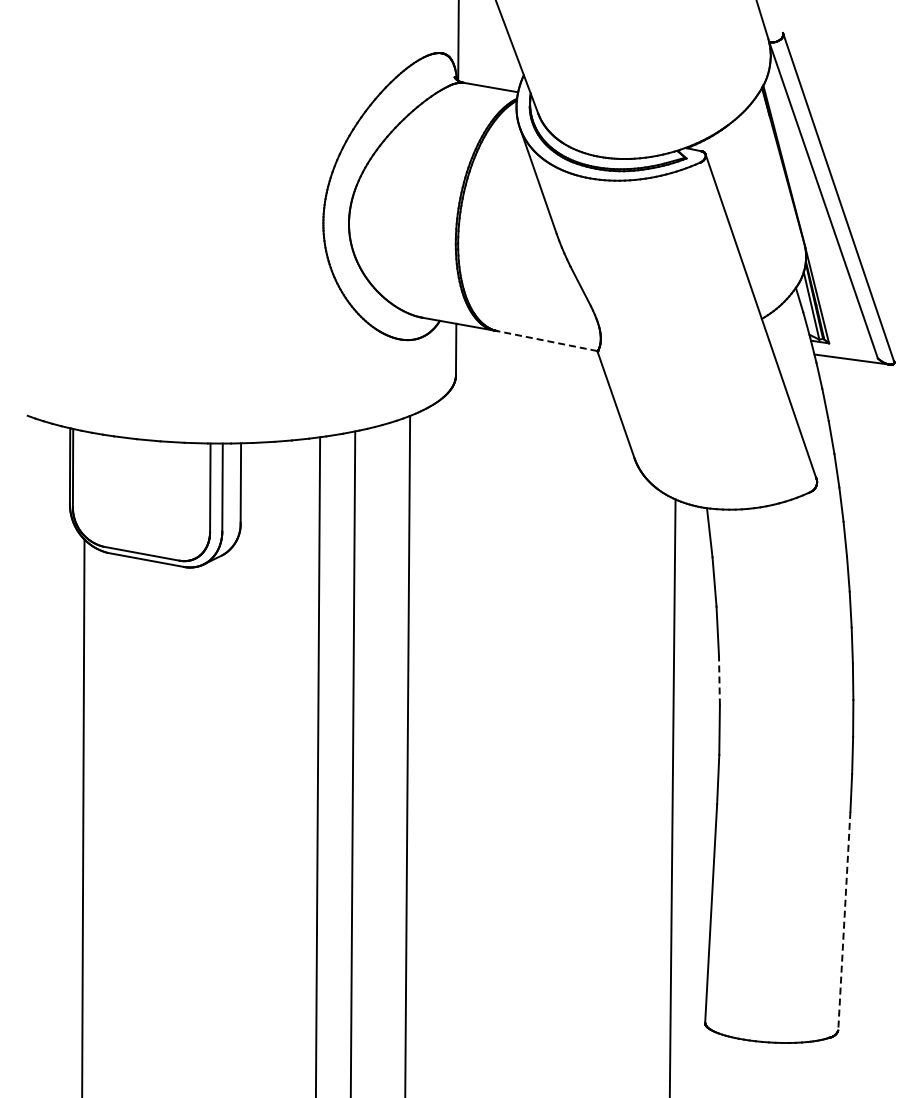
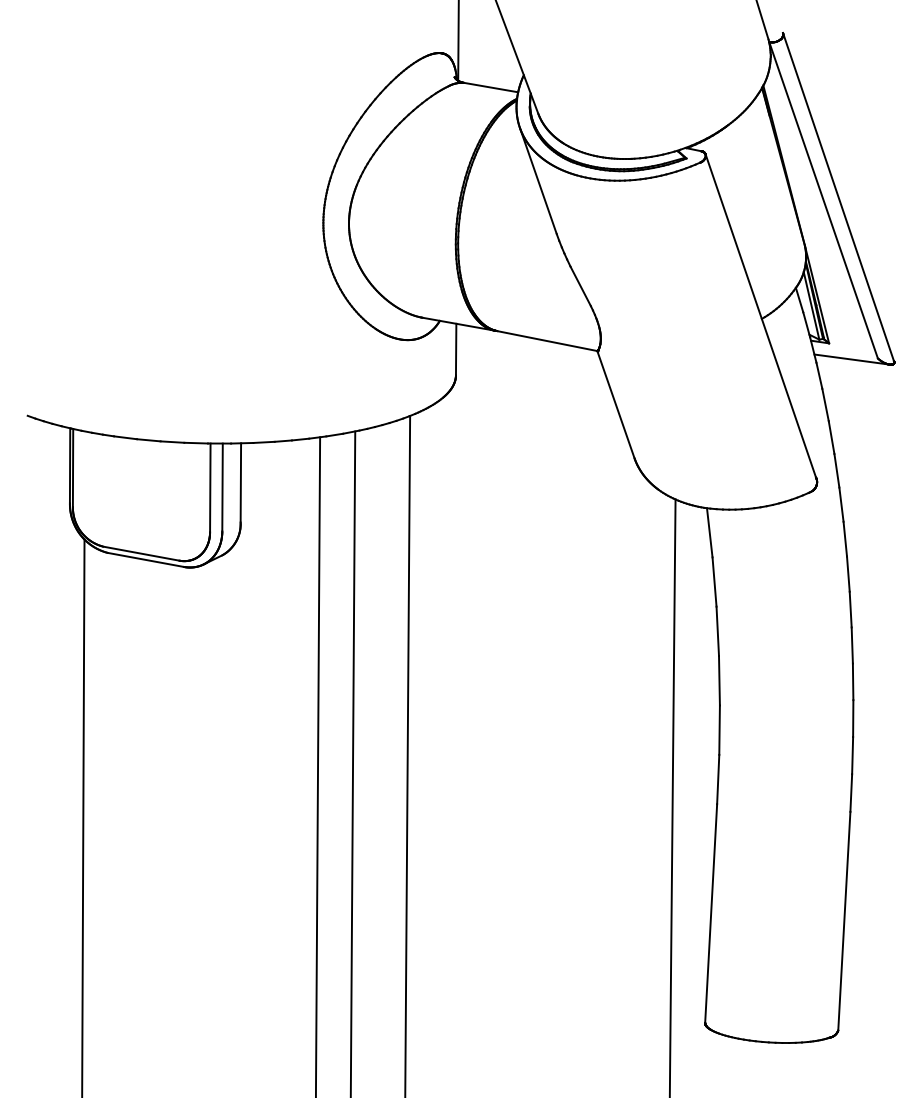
line: dashed -> solid (546, 341)
line: dashed -> solid (719, 680)
line: dashed -> solid (844, 921)
